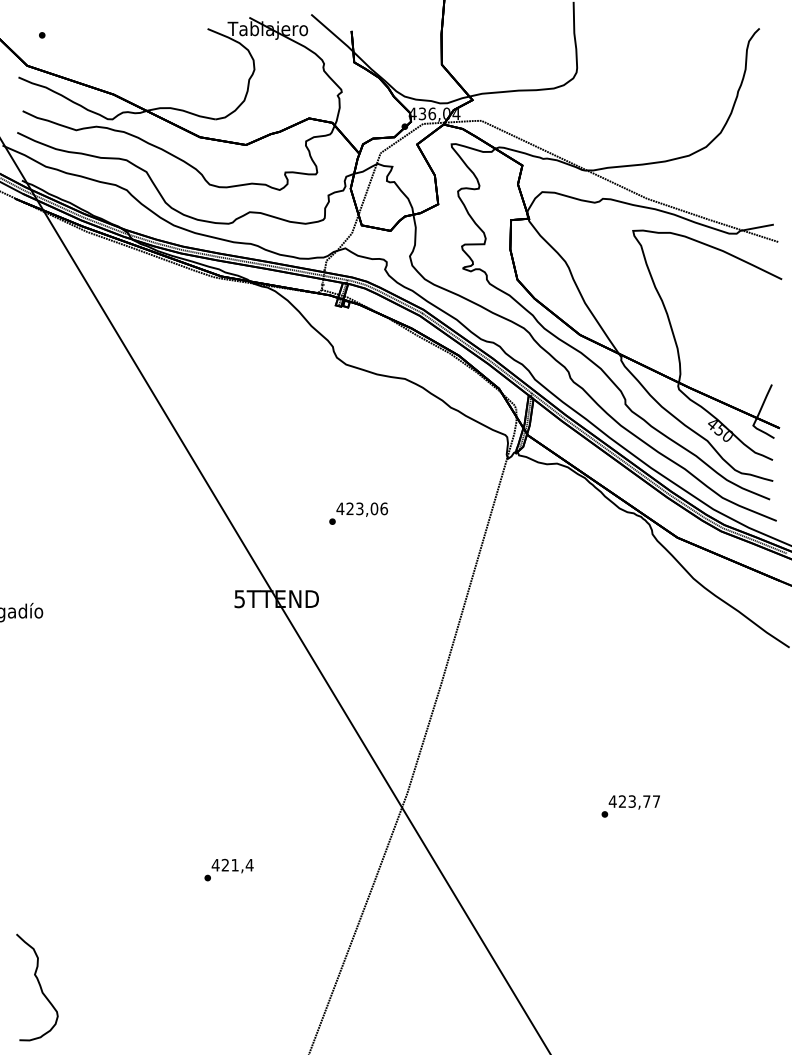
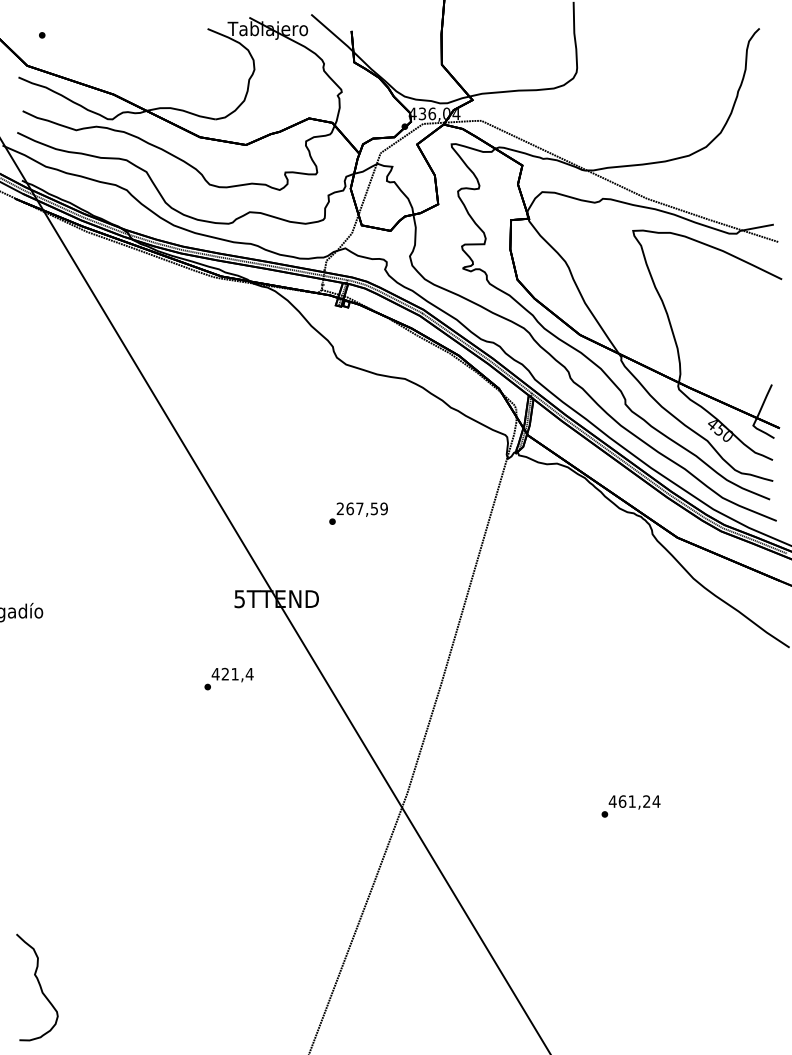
text: 423,06 -> 267,59 (362, 508)
text: 423,77 -> 461,24 (639, 801)
text position: (228, 869) -> (228, 678) (228, 678)
